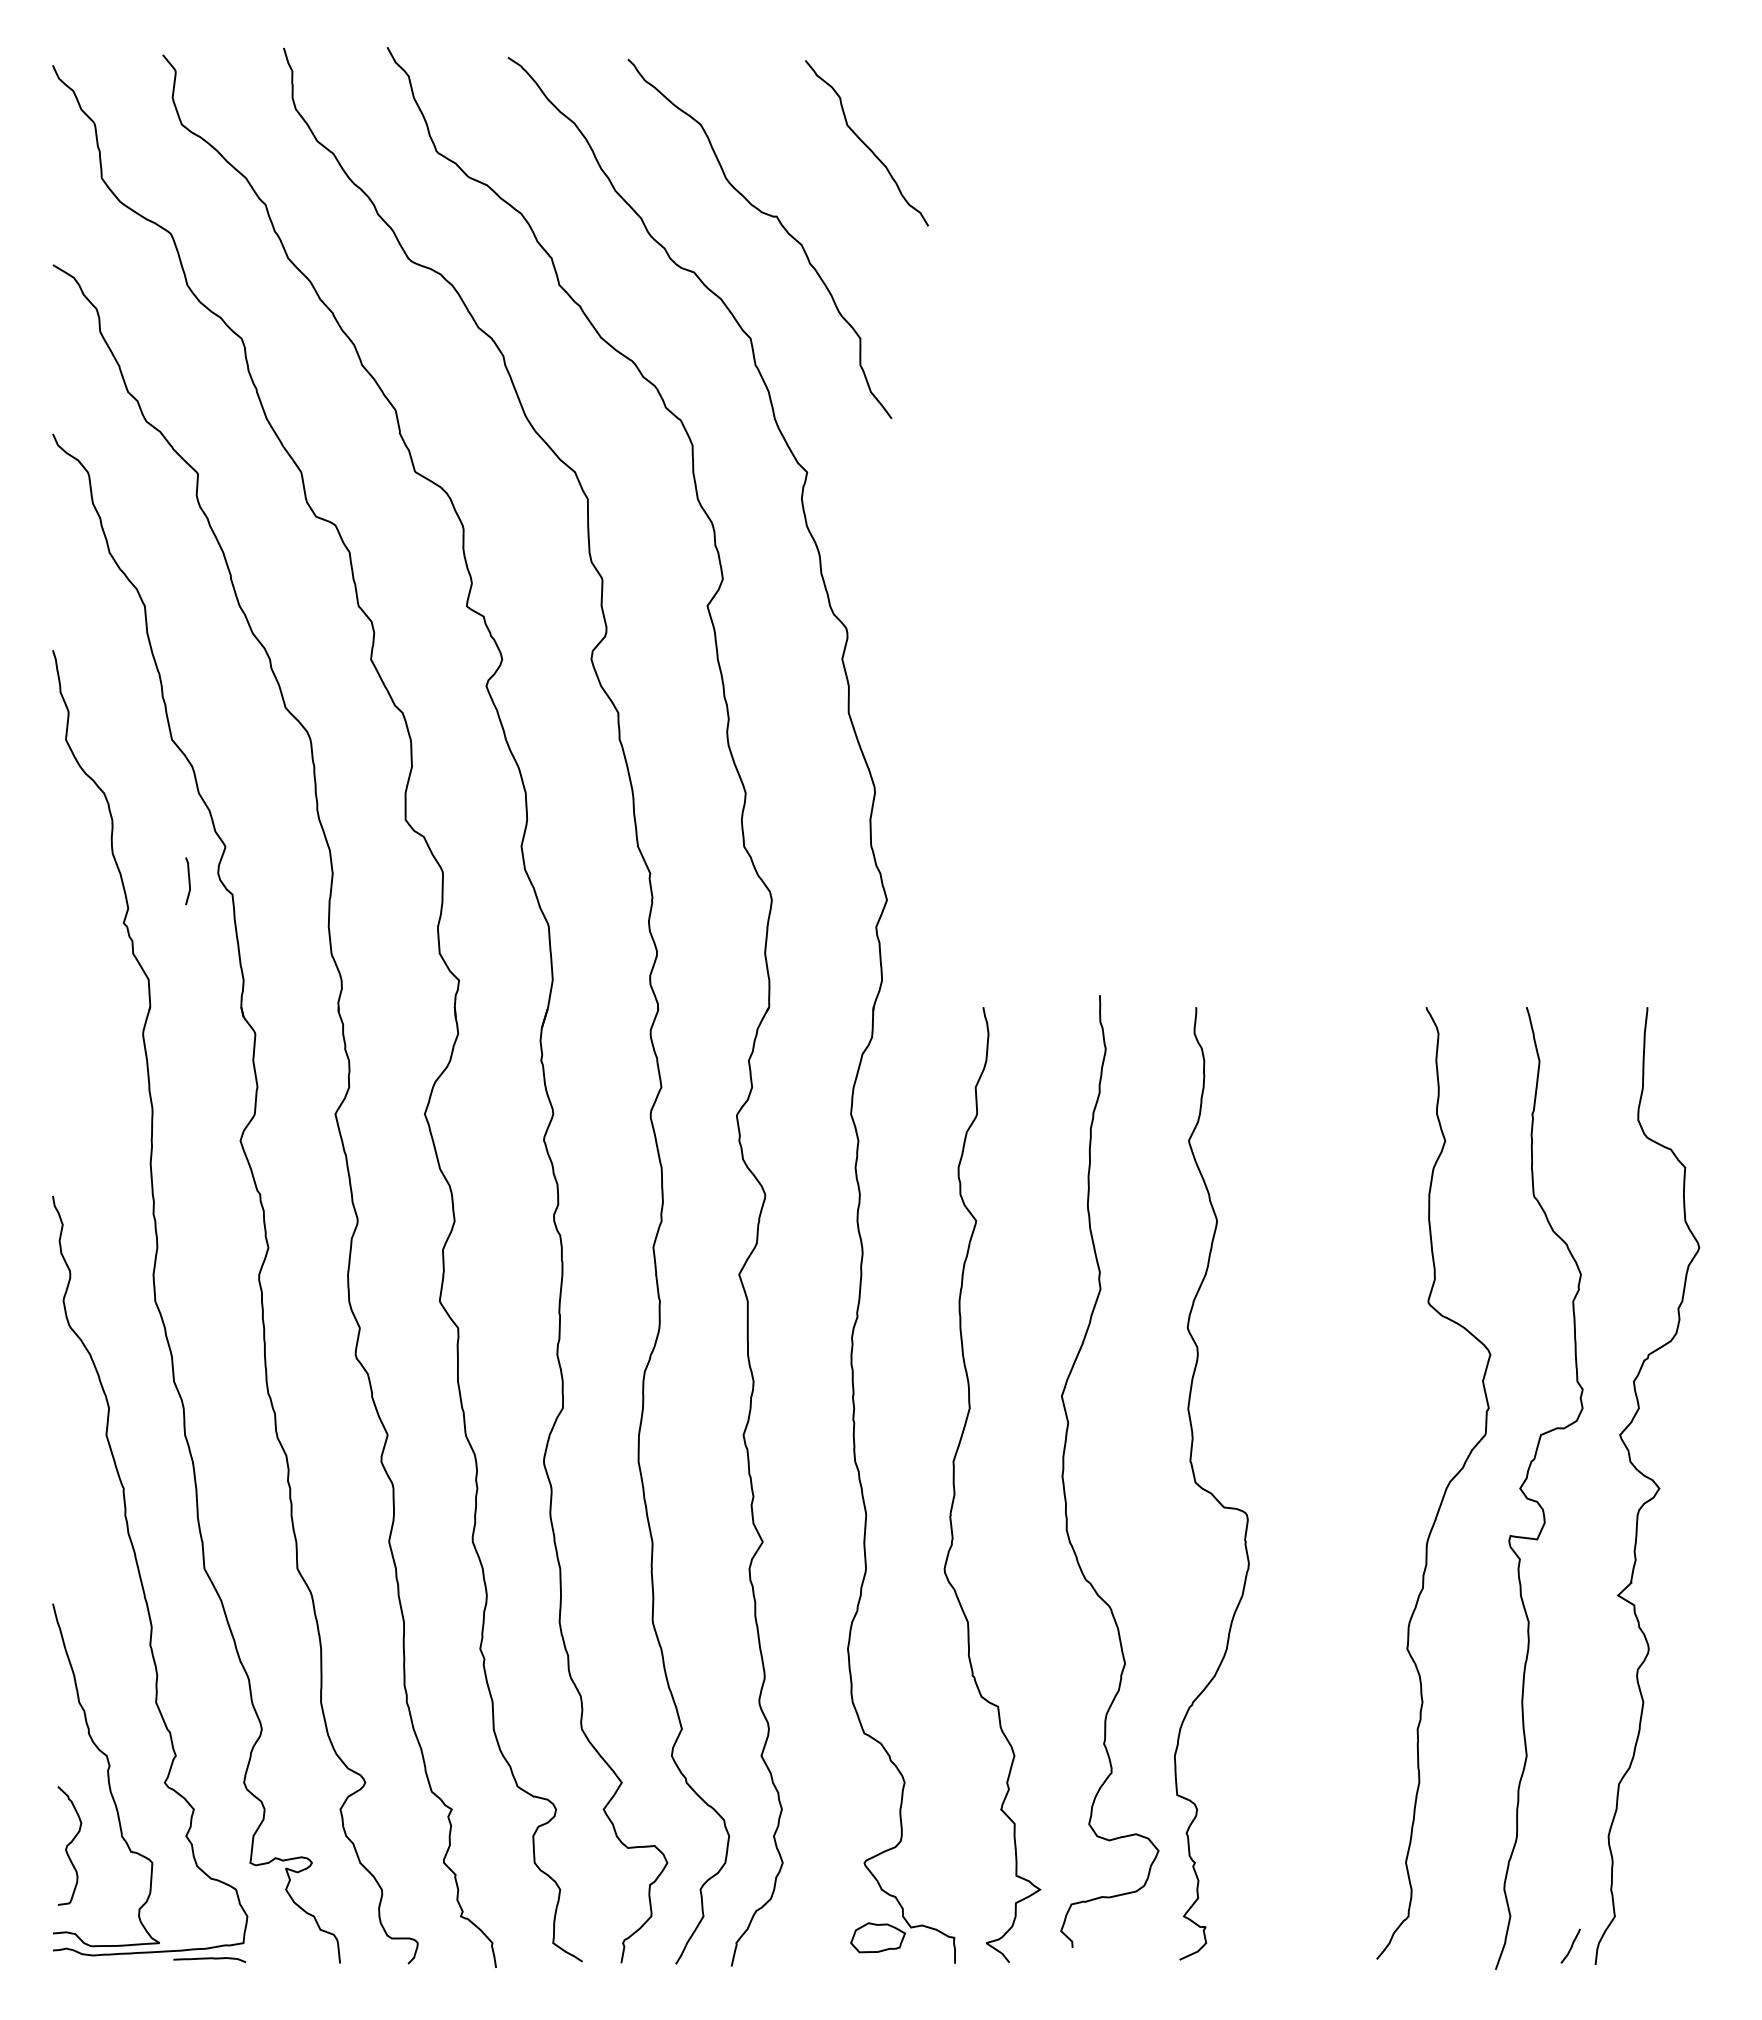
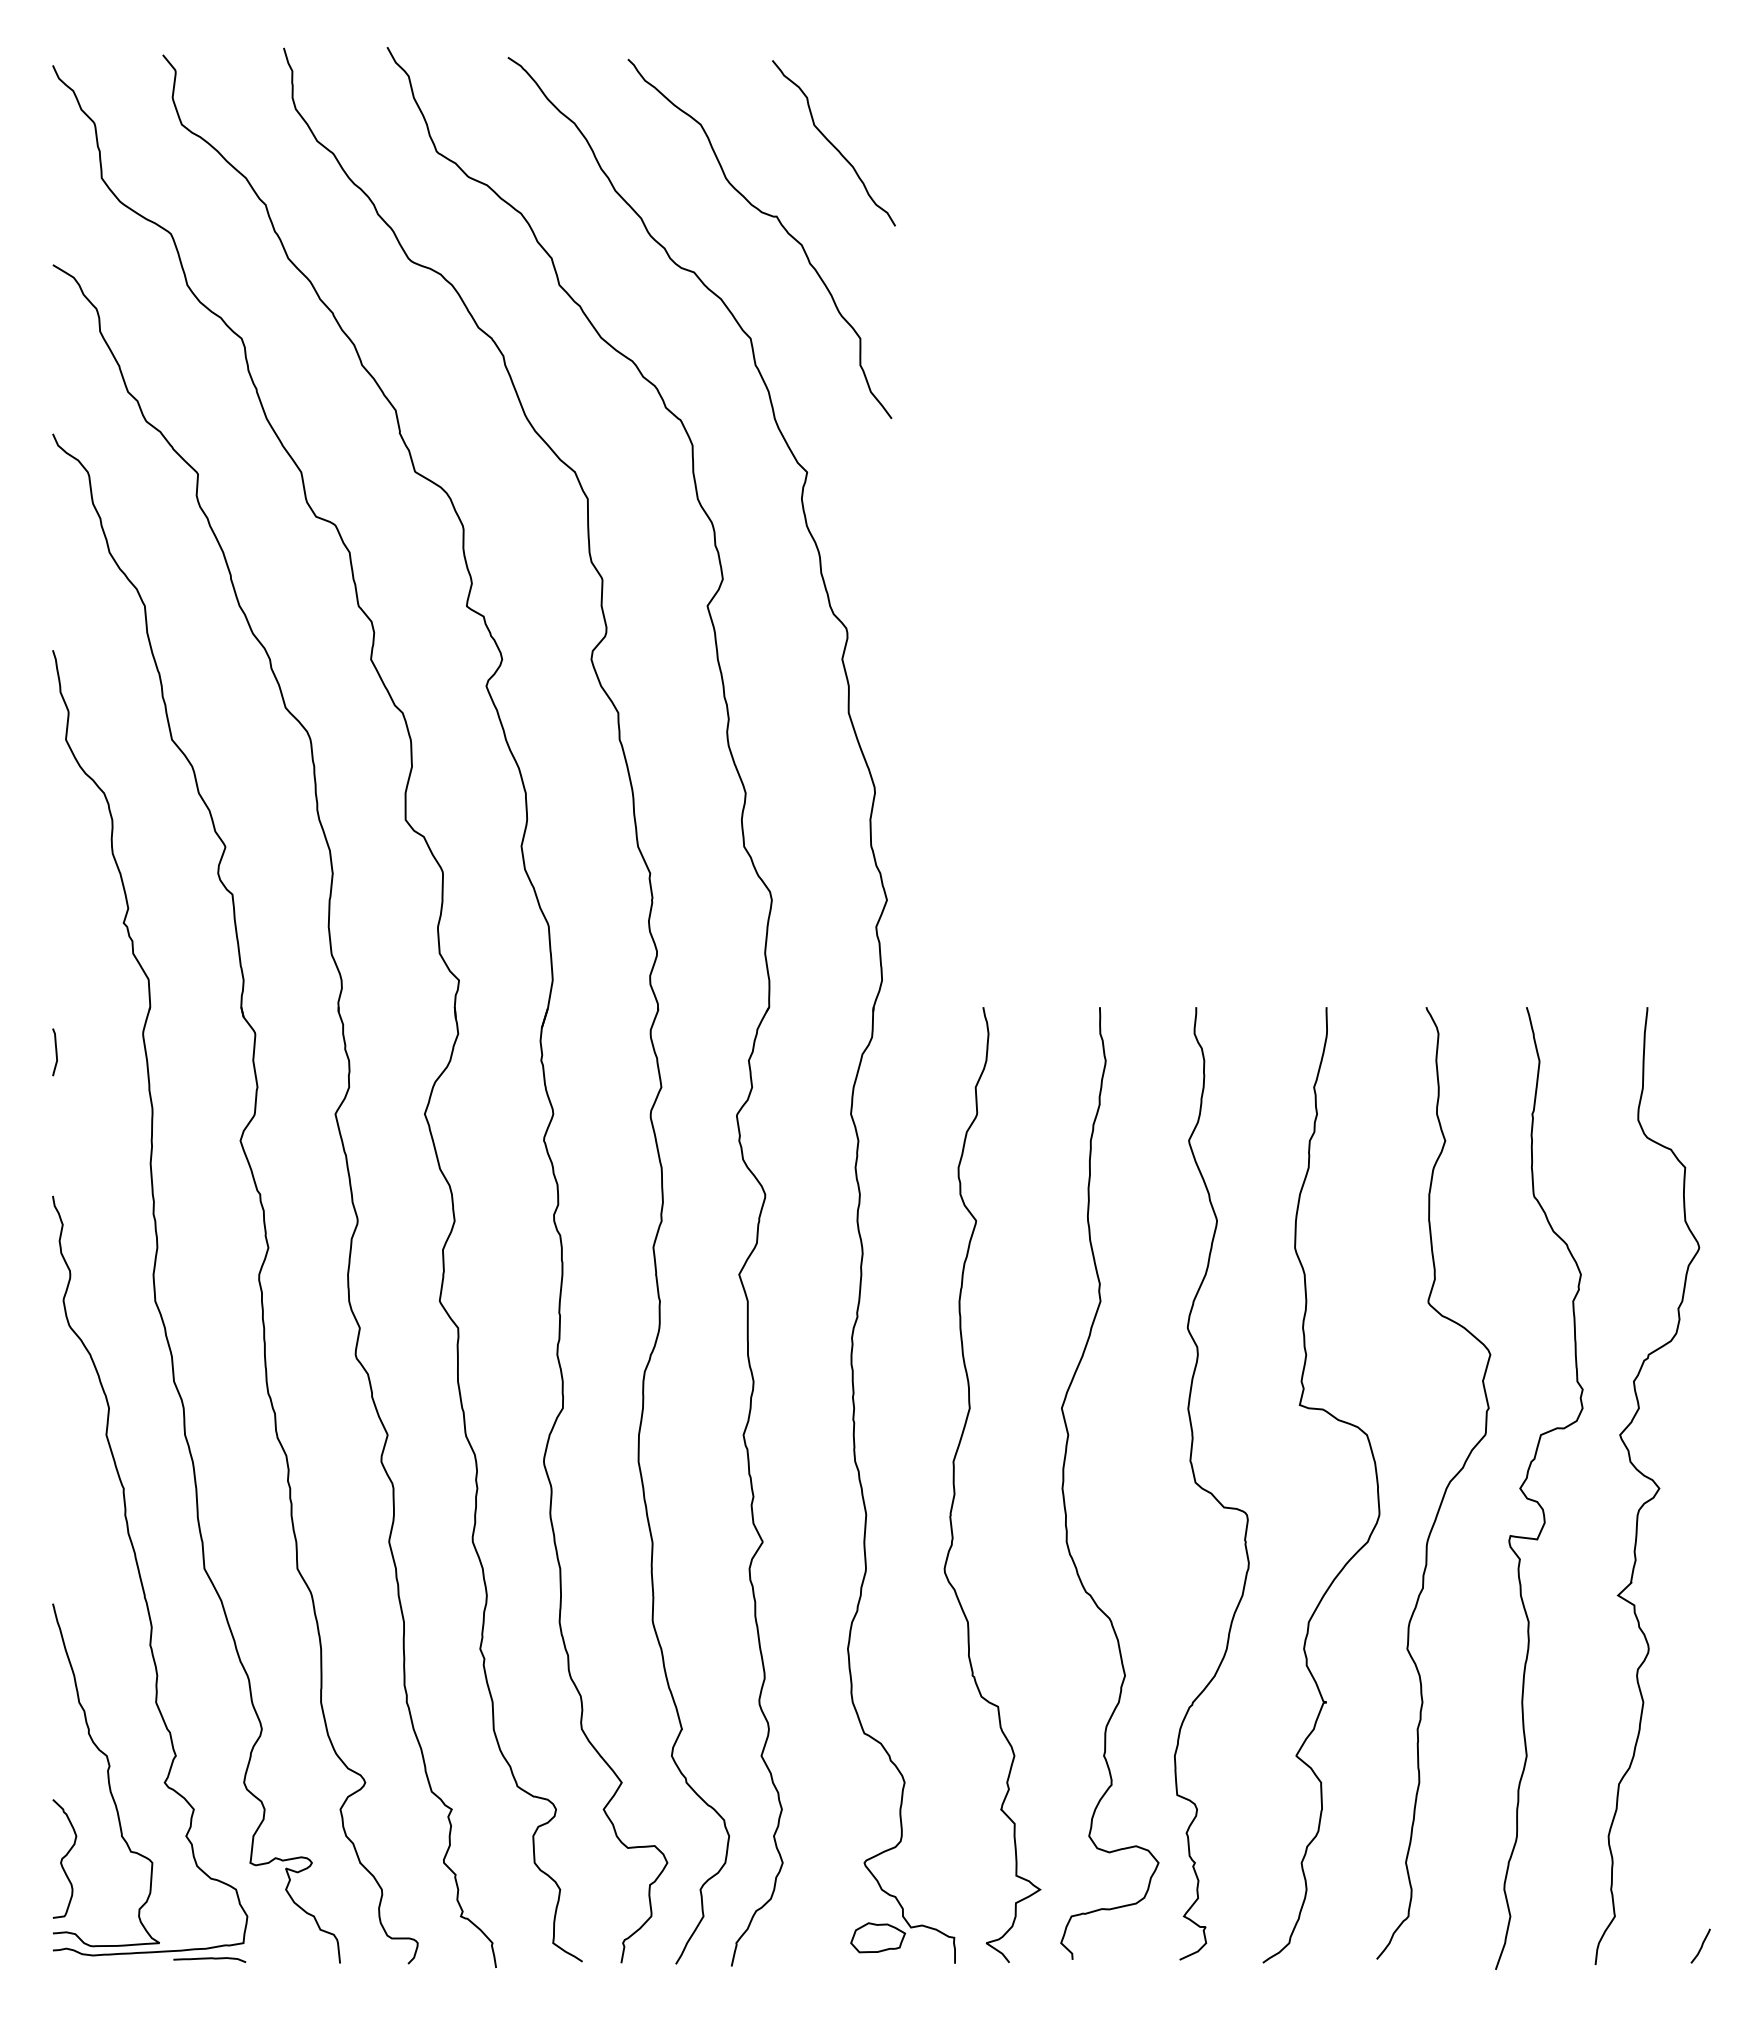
curve position: (865, 143) -> (832, 143) (832, 143)
curve position: (188, 881) -> (55, 1052) (55, 1052)
curve position: (1064, 1470) -> (1064, 1482) (1064, 1482)
curve: none -> present (1375, 1475)
curve position: (69, 1845) -> (64, 1858) (64, 1858)
curve position: (1571, 1945) -> (1701, 1945) (1701, 1945)
